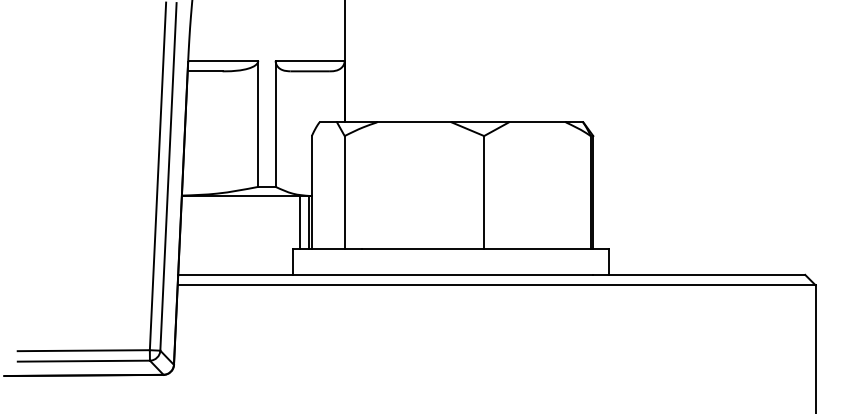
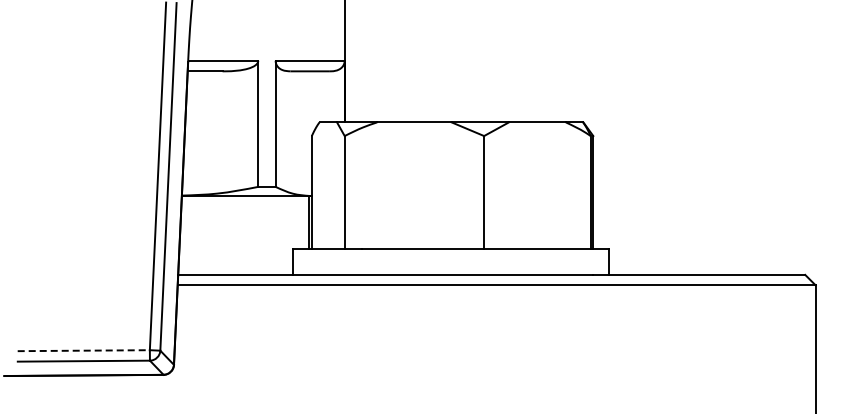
line: present -> none (299, 222)
line: solid -> dashed (84, 350)
